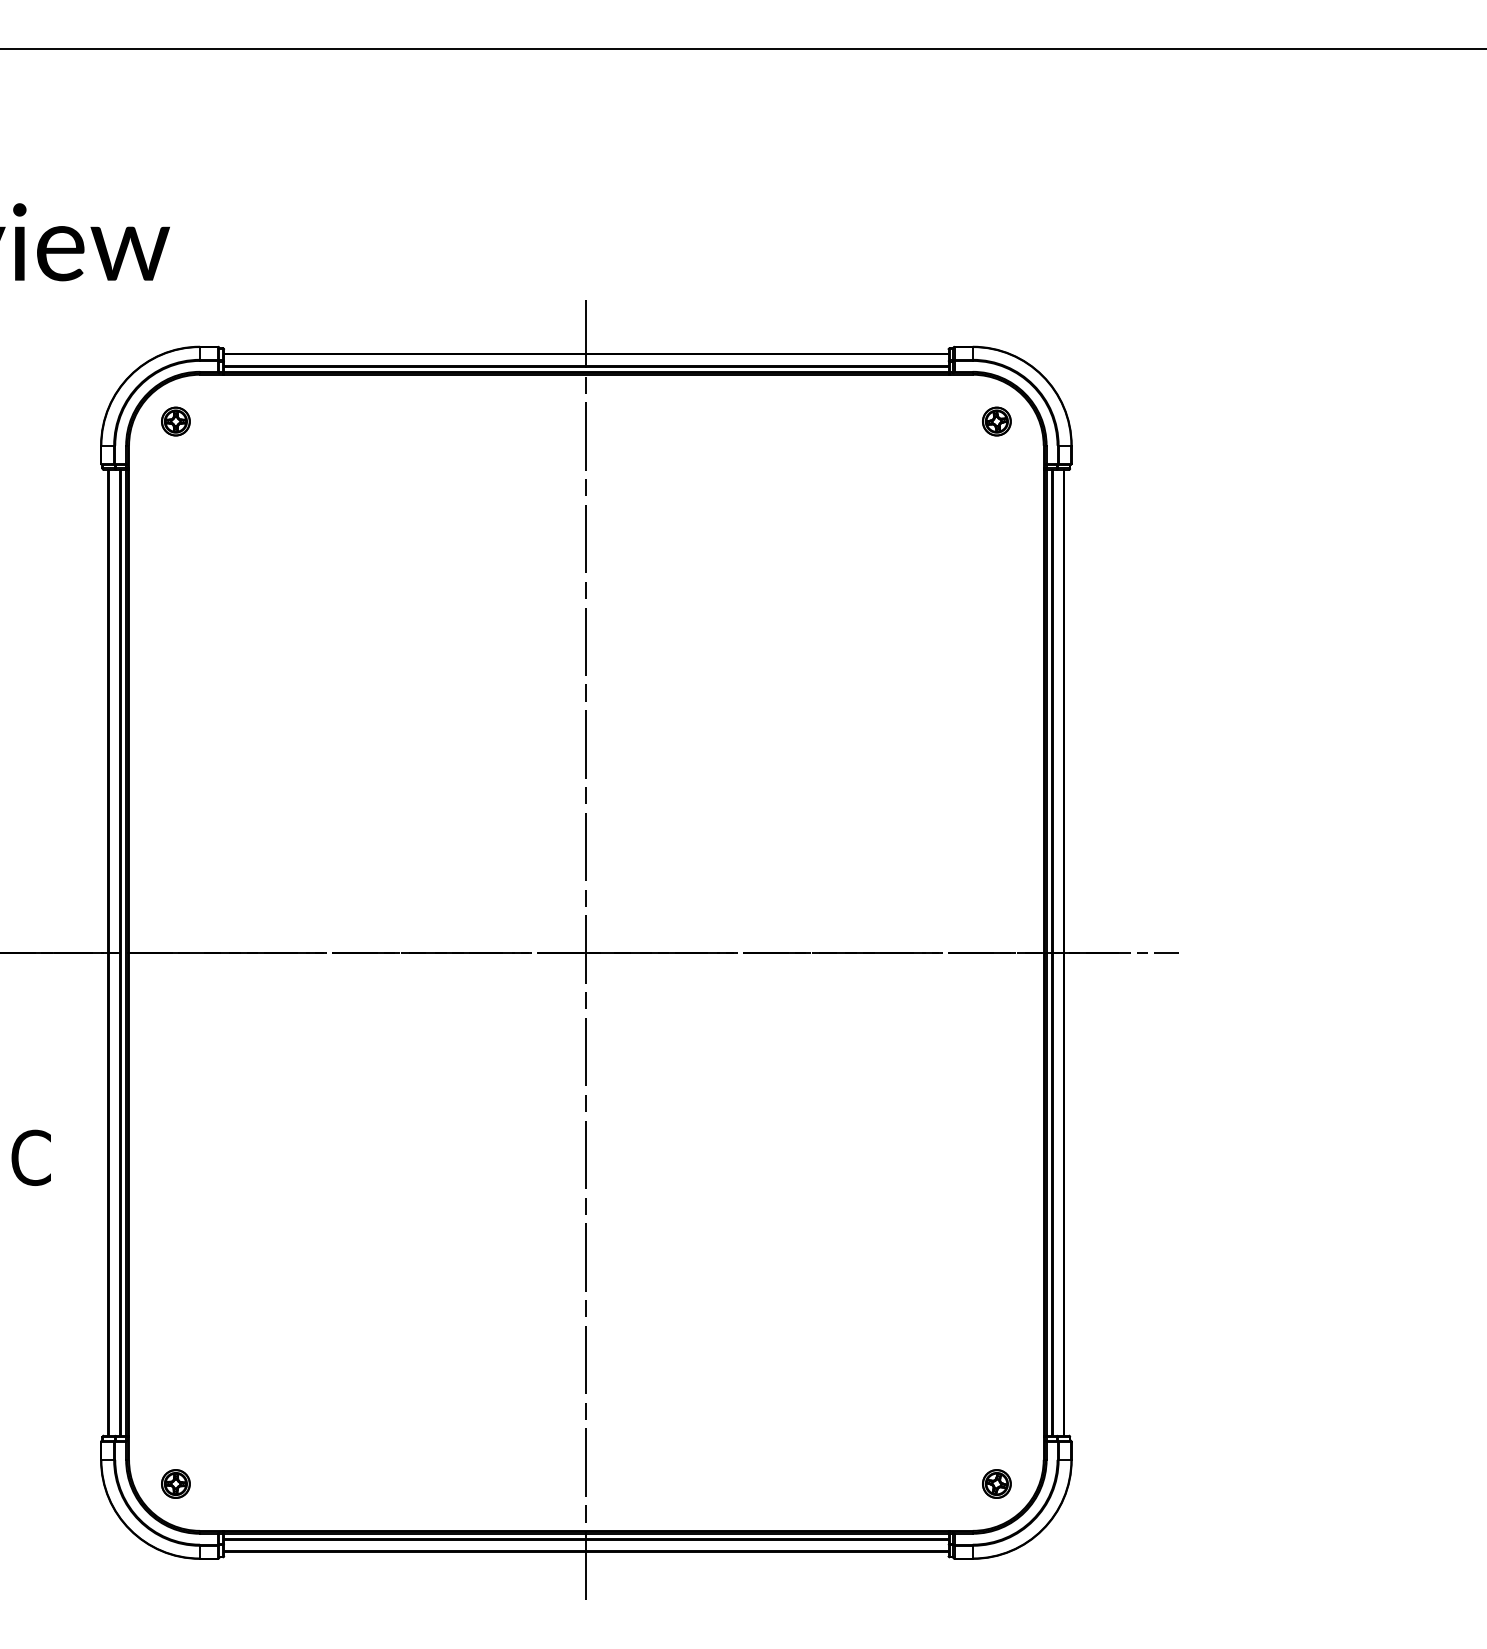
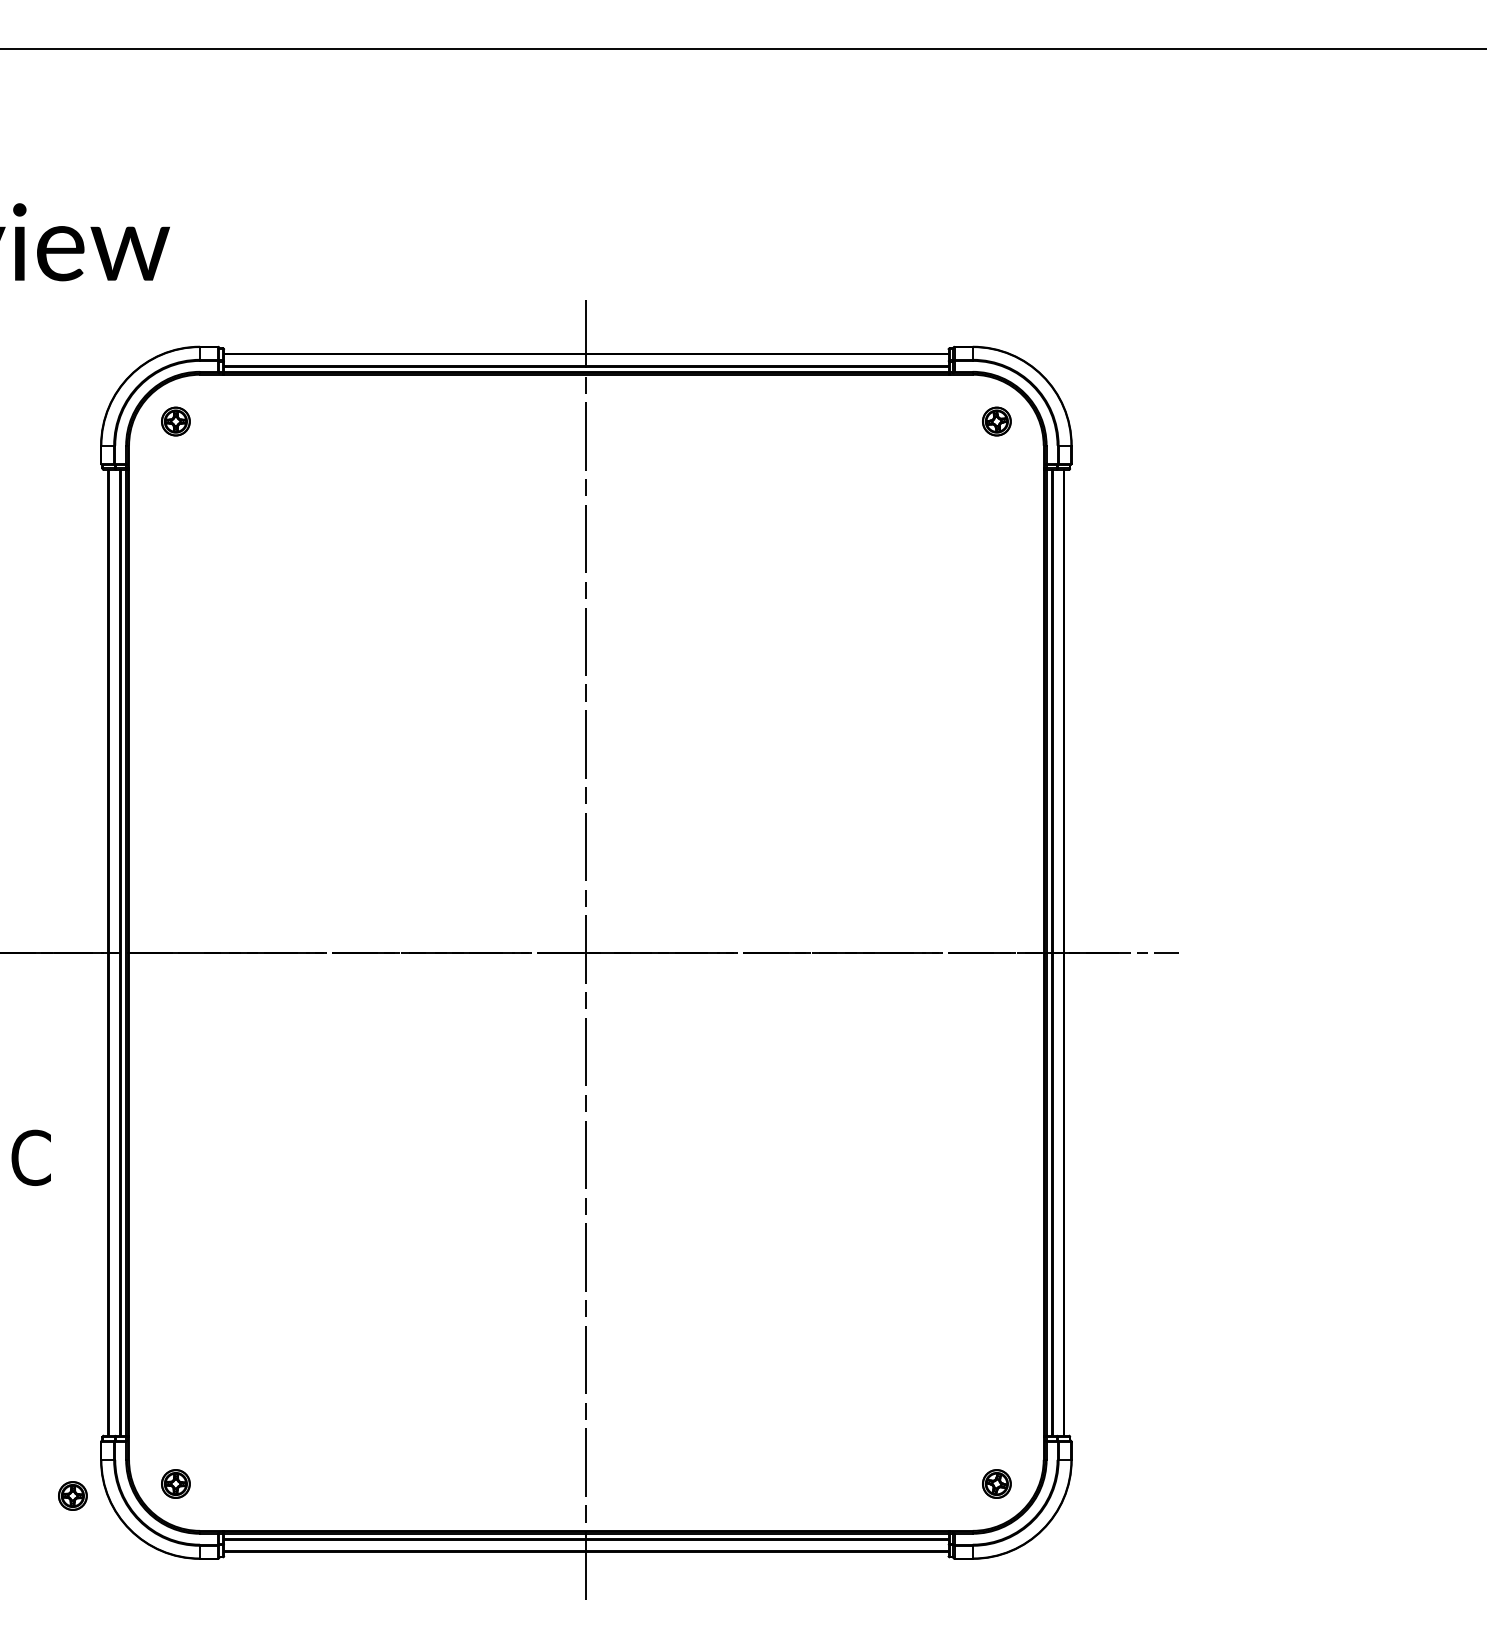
part: none -> present (72, 1495)
